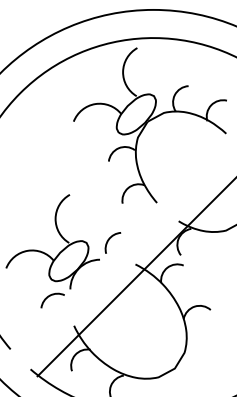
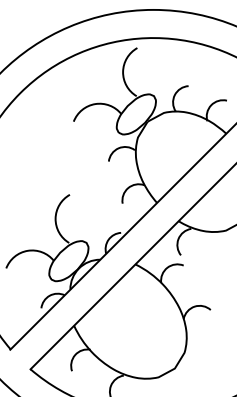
line: none -> present (121, 237)
line position: (135, 278) -> (131, 267) (131, 267)
